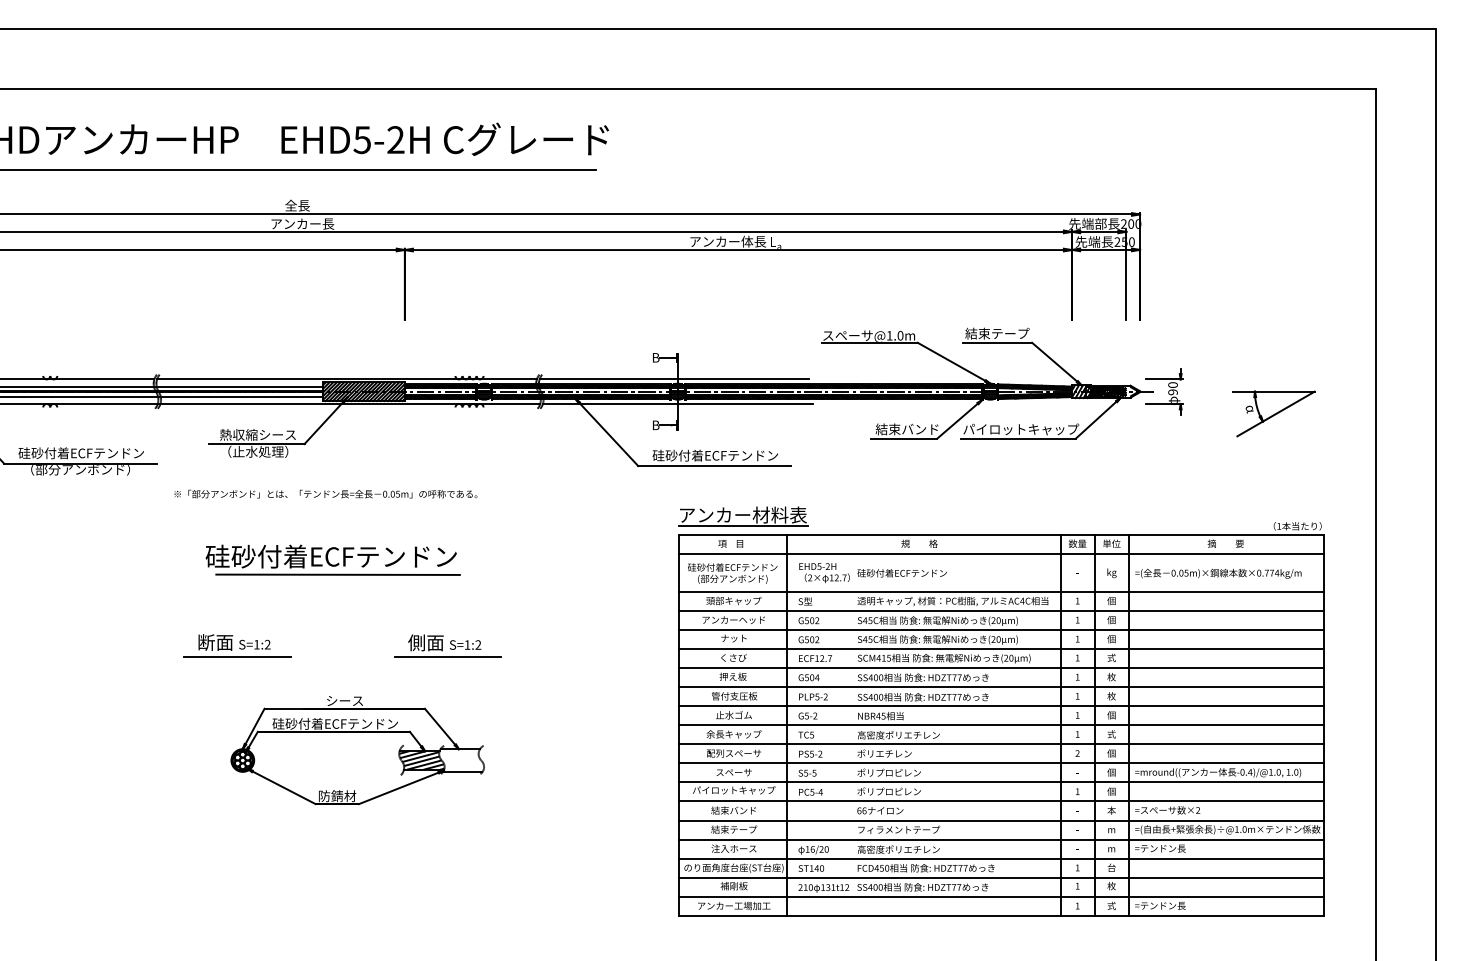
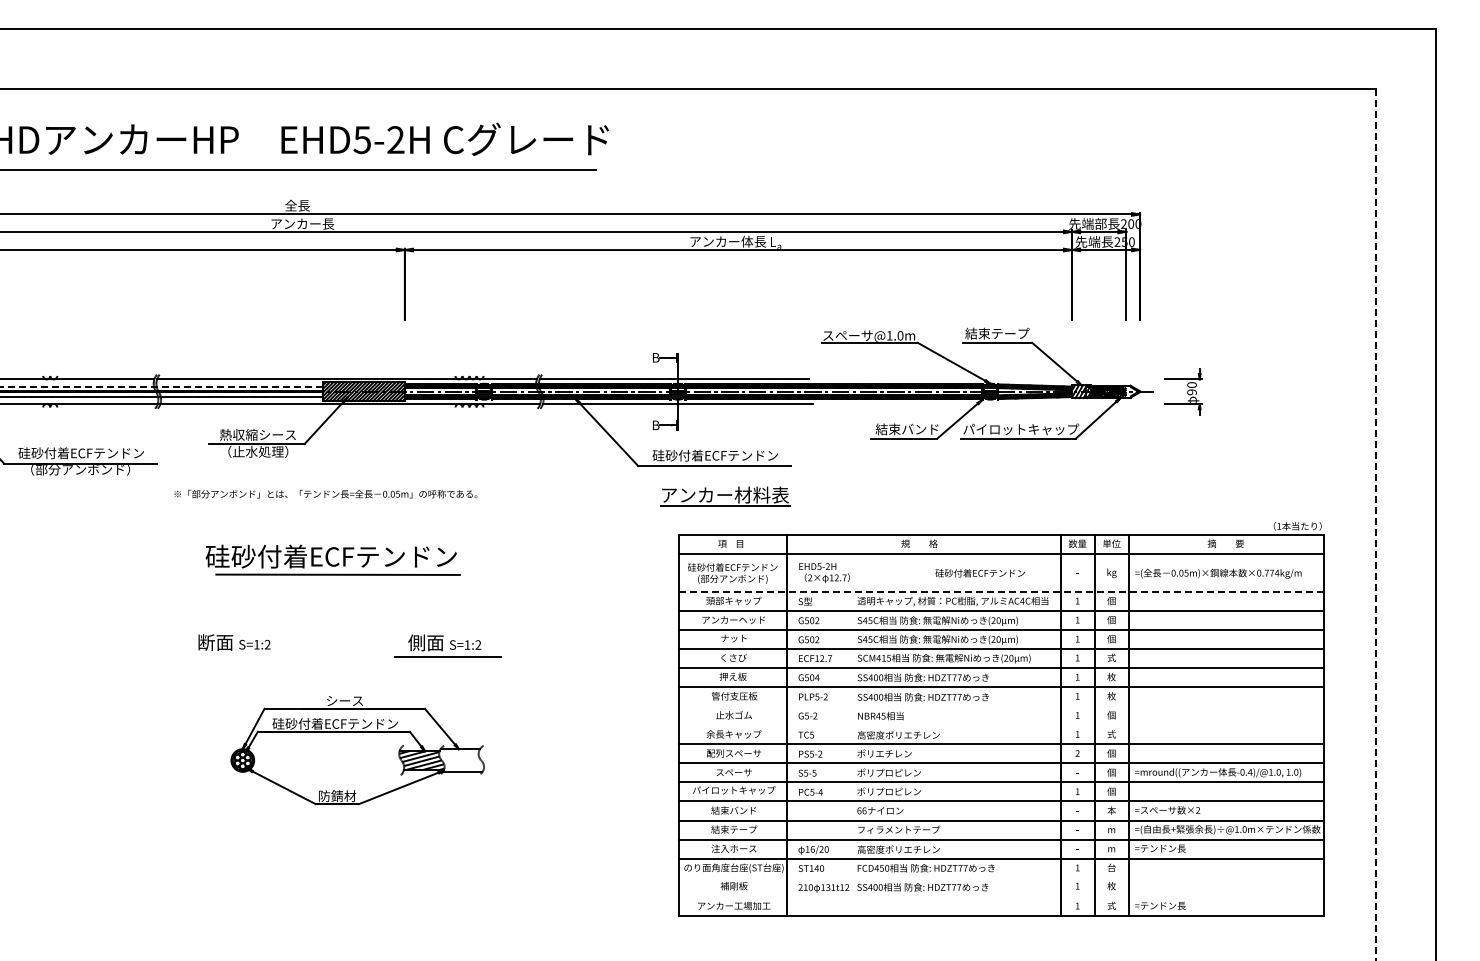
line: solid -> dashed (161, 386)
part position: (1164, 391) -> (1183, 391) (1183, 391)
part: present -> none (1273, 413)
part position: (743, 516) -> (725, 496) (725, 496)
line: solid -> dashed (1375, 524)
text position: (901, 573) -> (979, 573) (979, 573)
line: solid -> dashed (1001, 591)
line: present -> none (237, 656)
line: present -> none (1001, 706)
line: present -> none (1001, 725)
line: present -> none (1001, 877)
line: present -> none (1001, 896)
